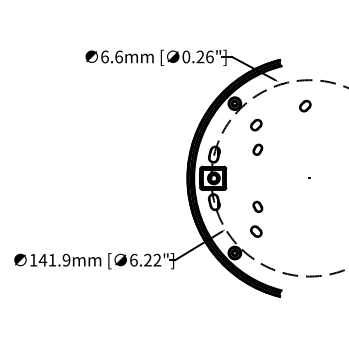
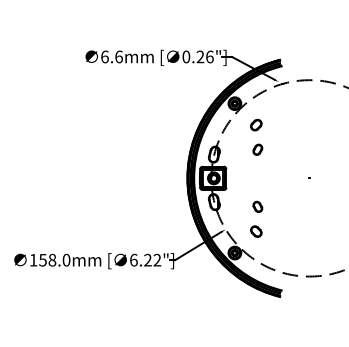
part: present -> none (305, 105)
text: 141.9mm -> 158.0mm (54, 259)
